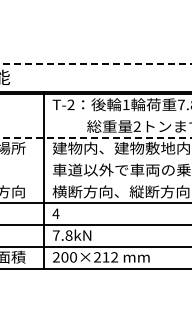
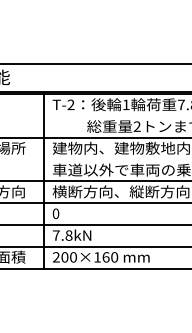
line: dashed -> solid (96, 64)
line: dashed -> solid (96, 137)
line: none -> present (95, 181)
text: 4 -> 0 (55, 213)
text: 200×212 -> 200×160 (106, 257)
